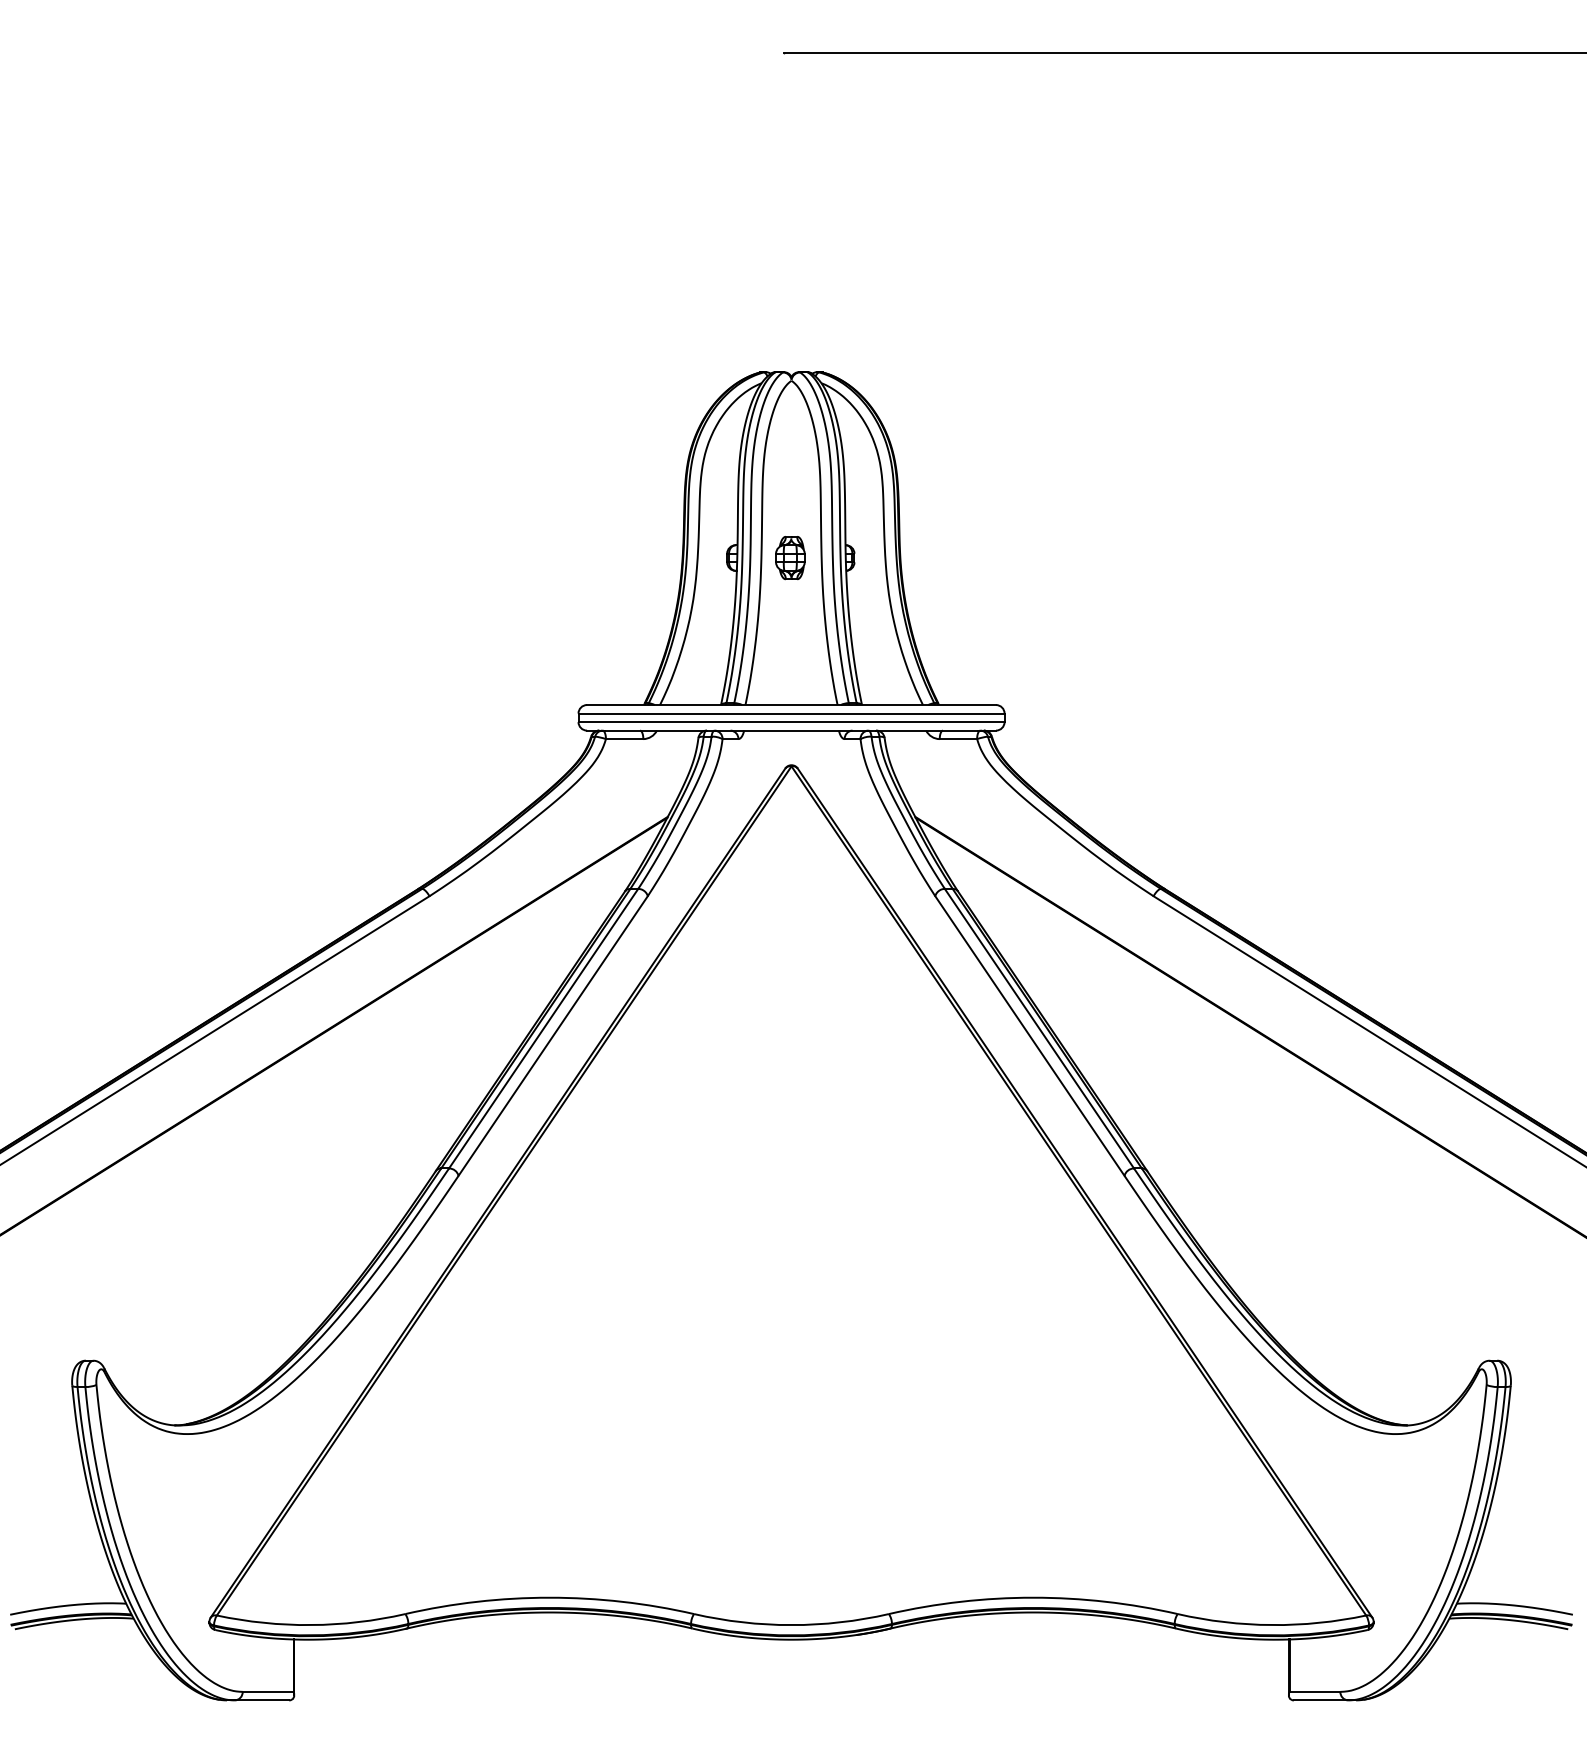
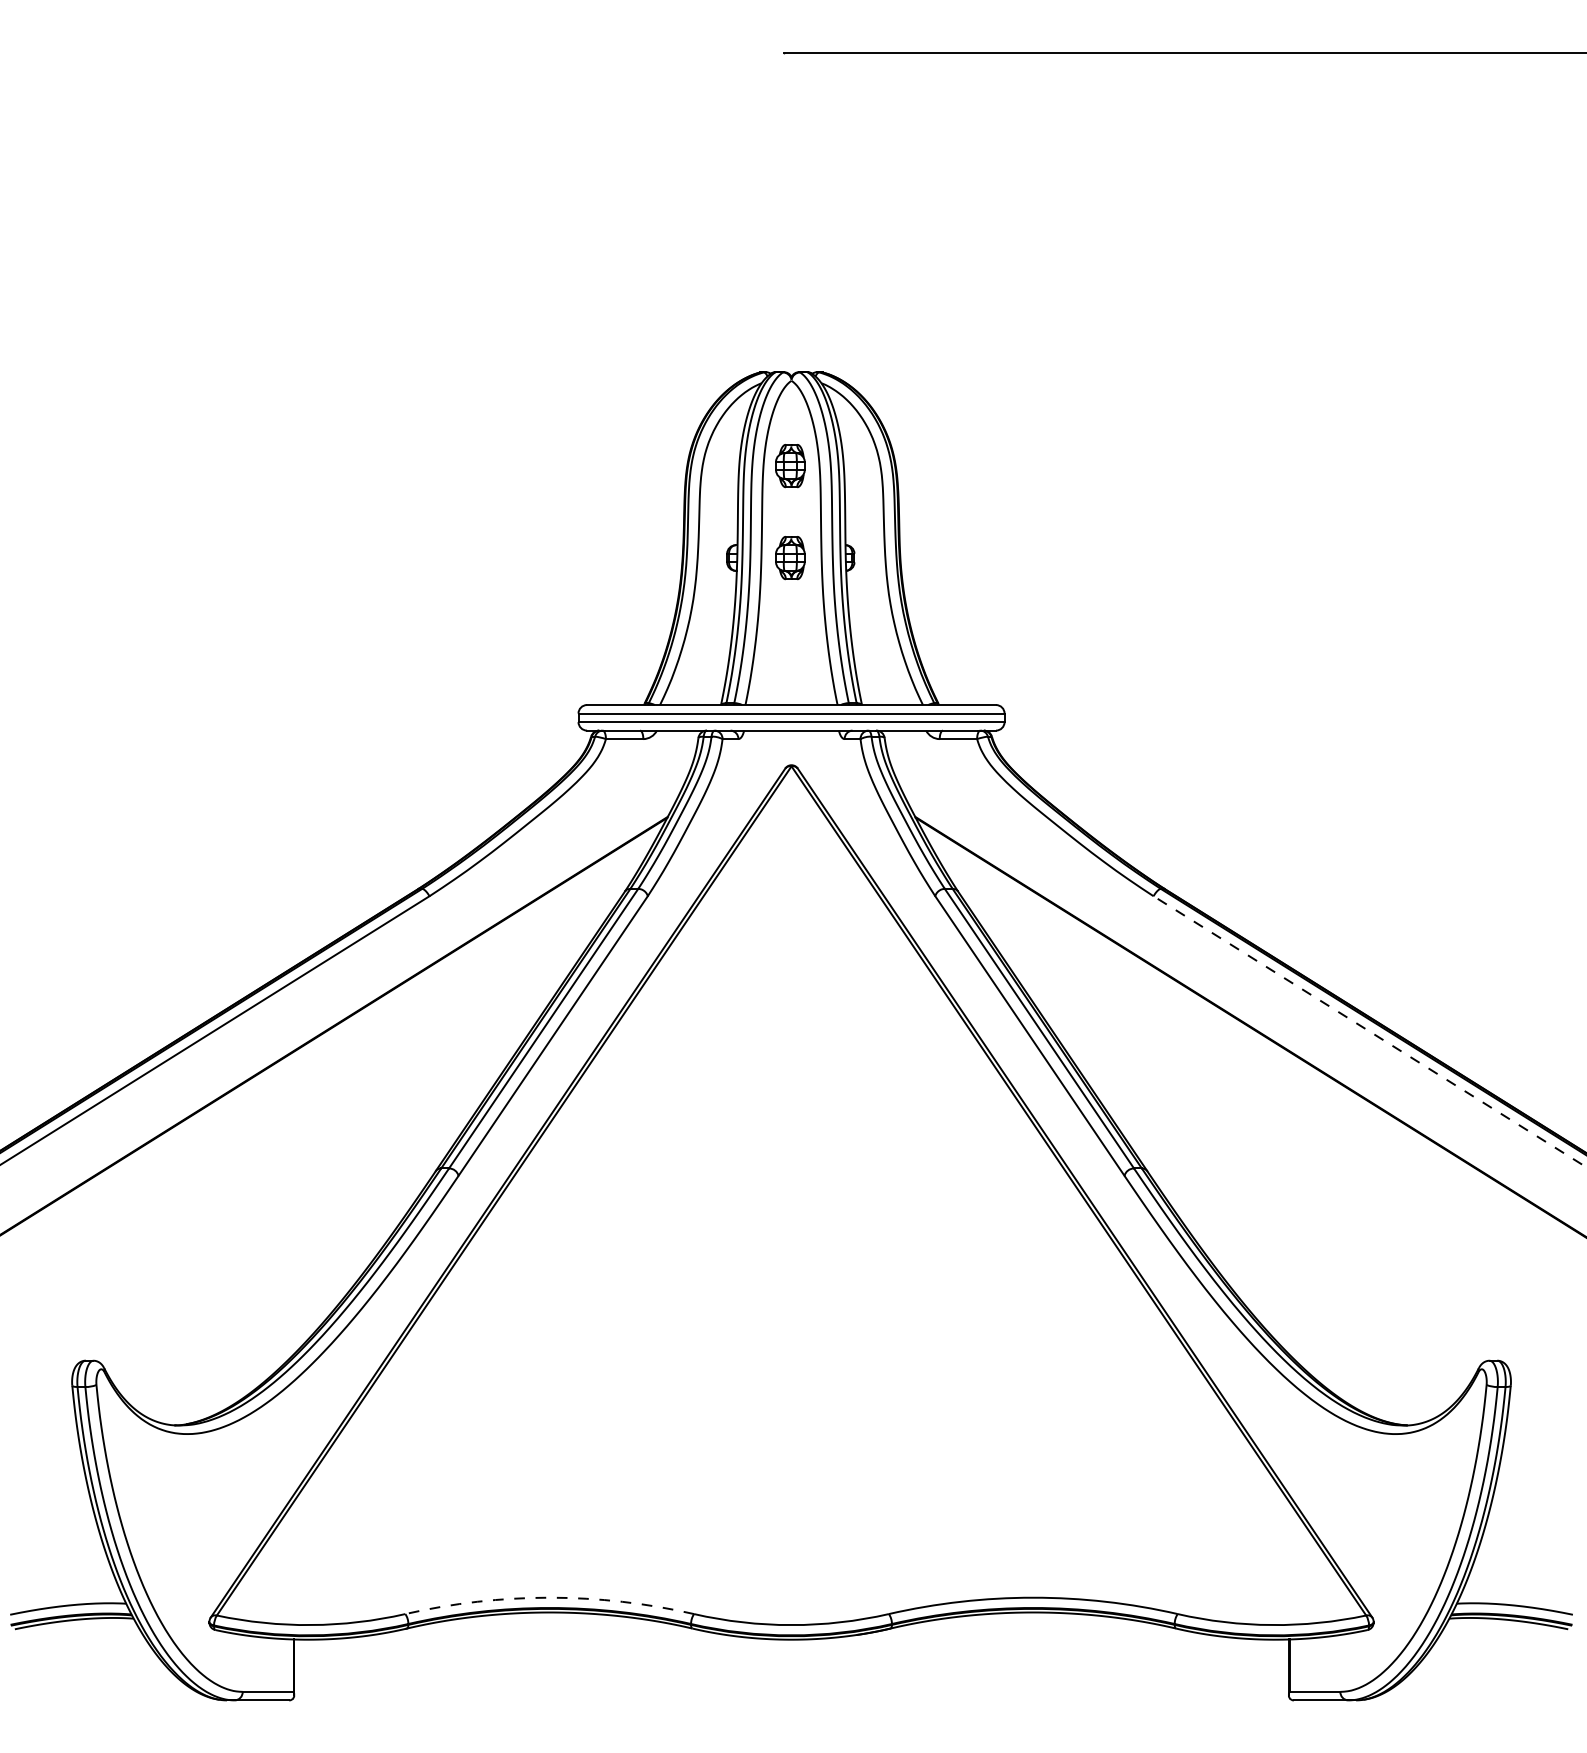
part: none -> present (790, 466)
line: solid -> dashed (1369, 1031)
arc: solid -> dashed (549, 1597)
